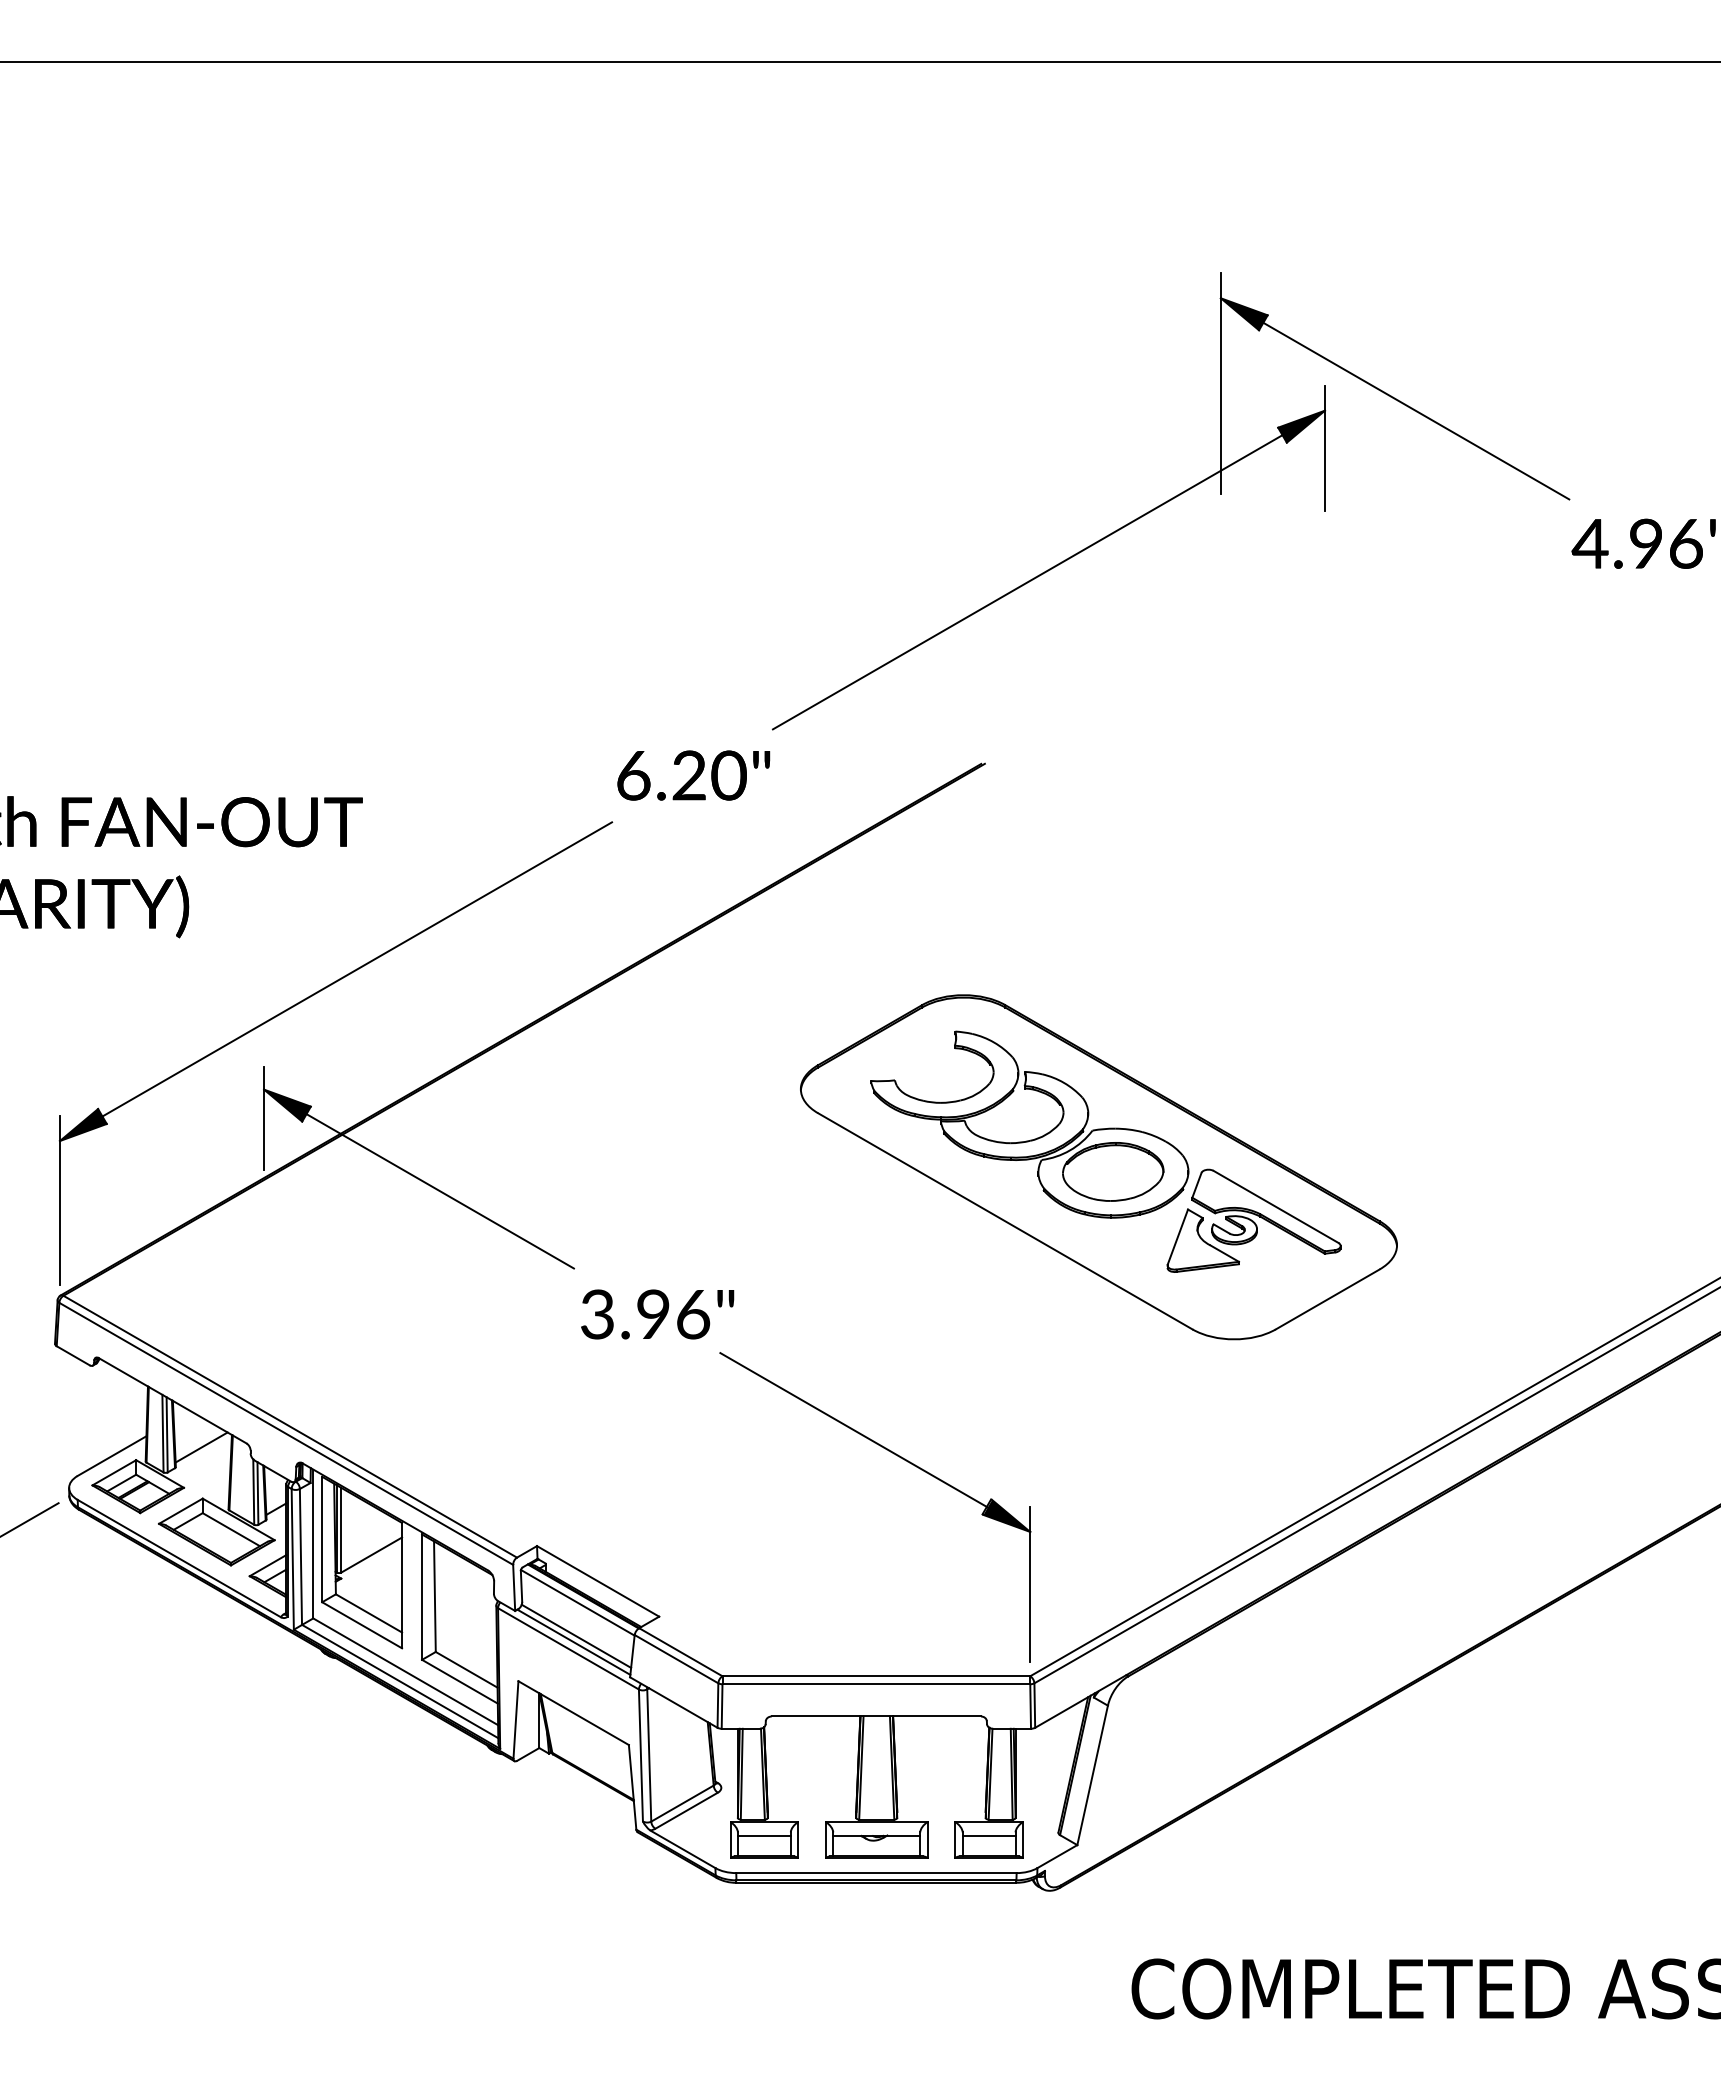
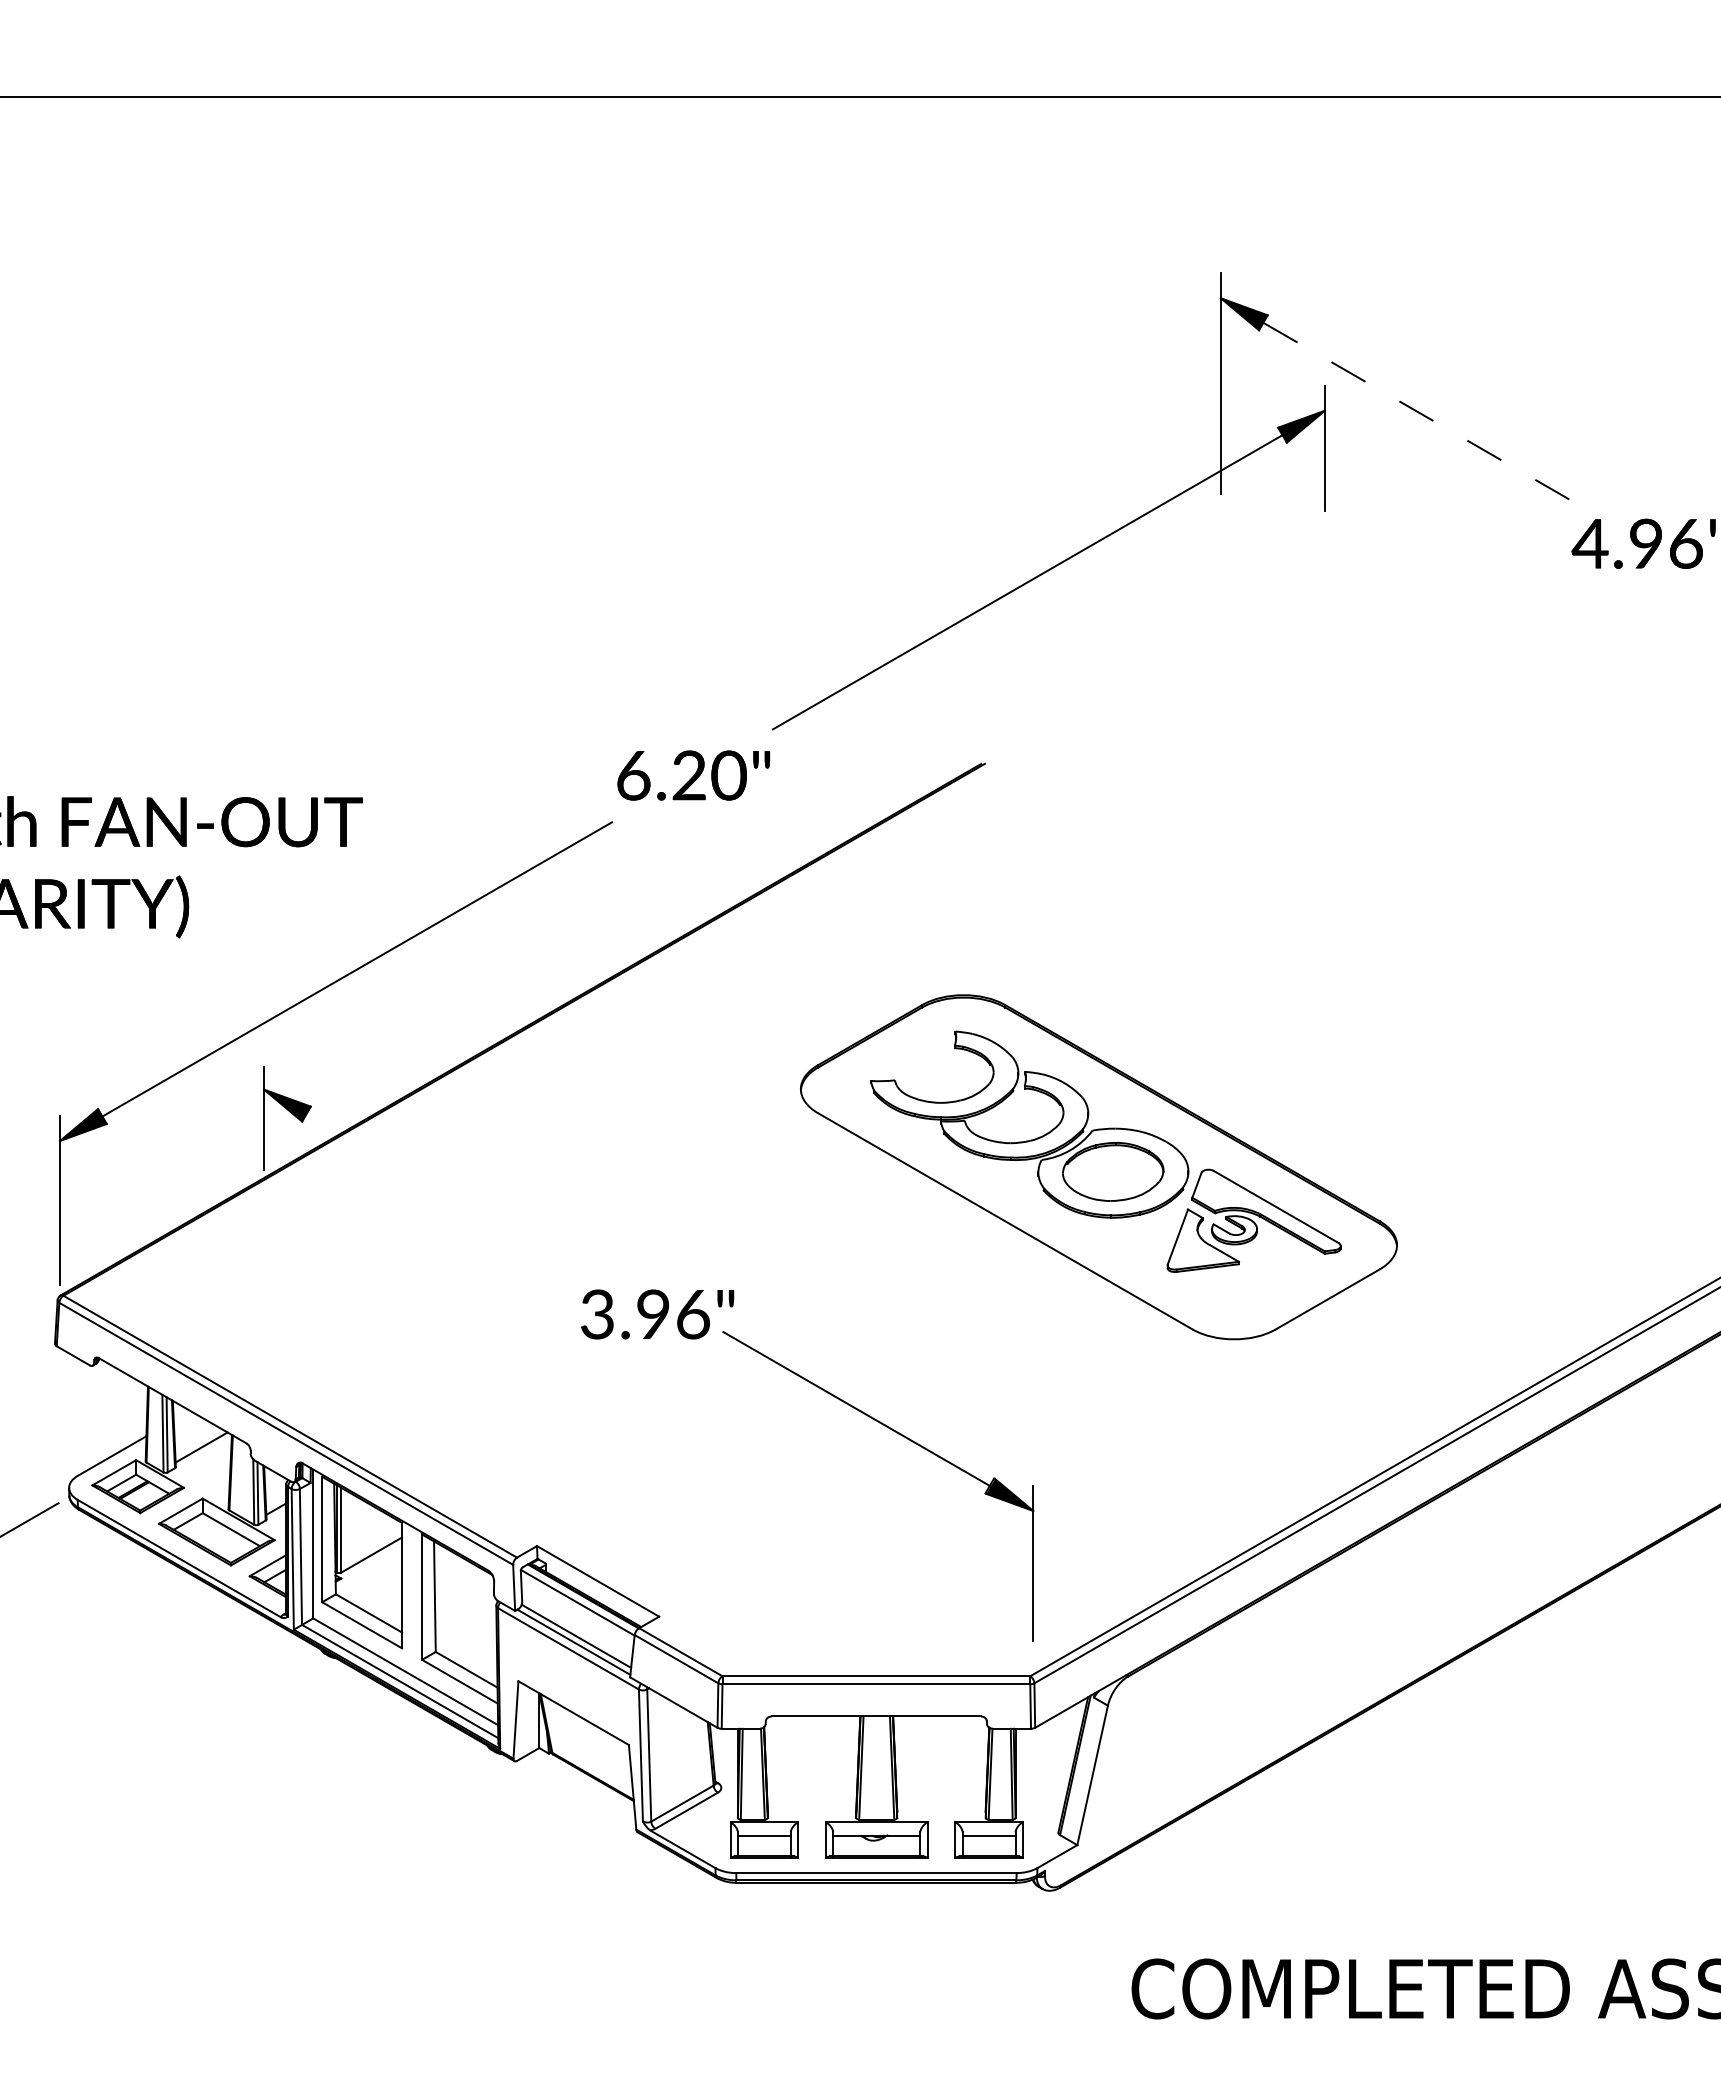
line position: (859, 62) -> (859, 97) (859, 97)
line: solid -> dashed (1416, 411)
line: present -> none (439, 1191)
part position: (900, 1458) -> (903, 1437) (903, 1437)
